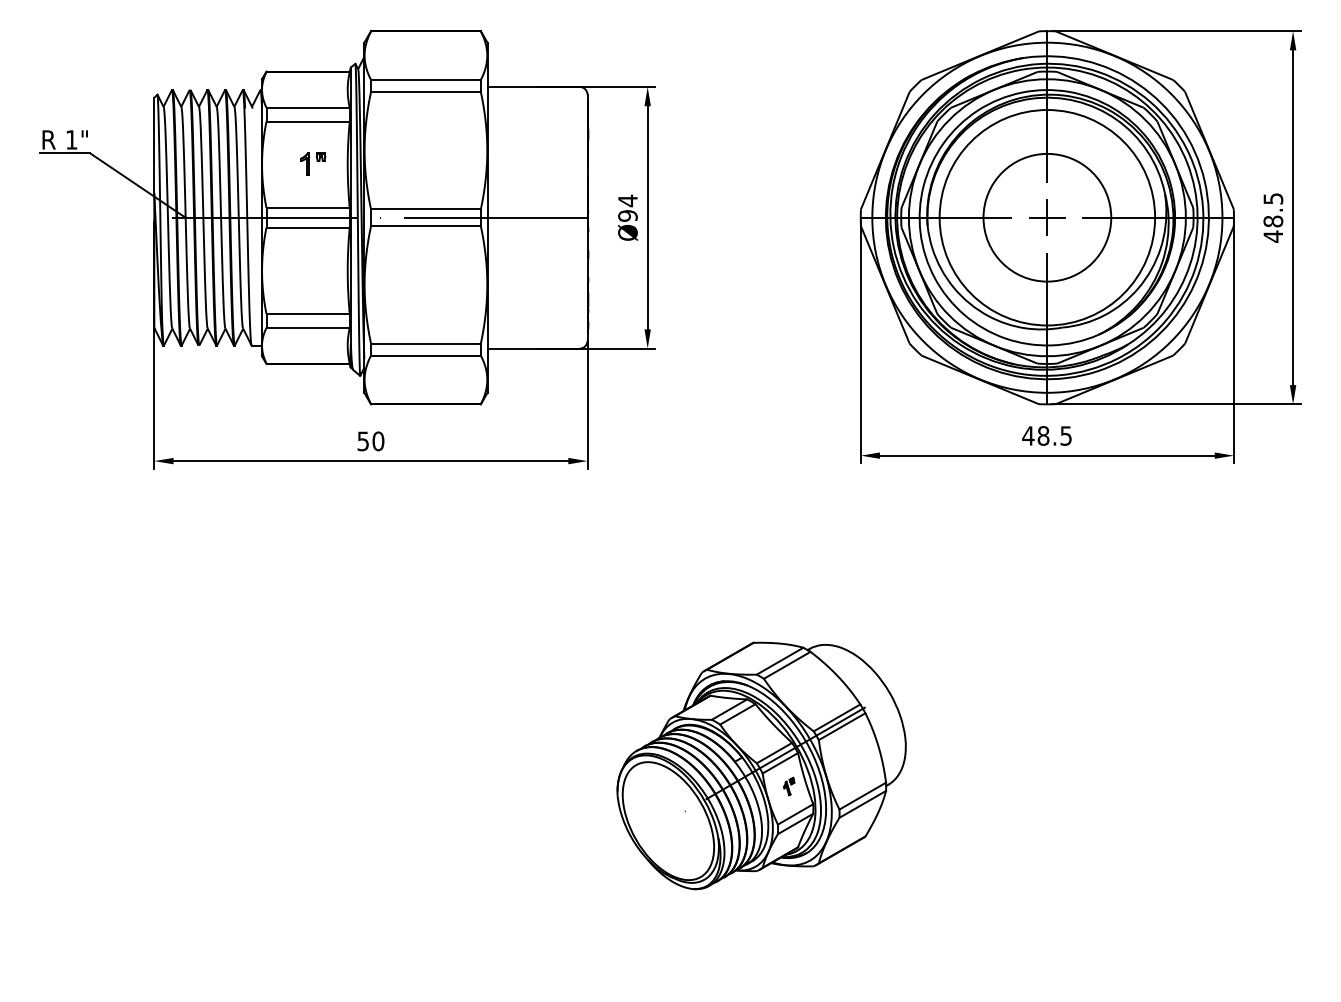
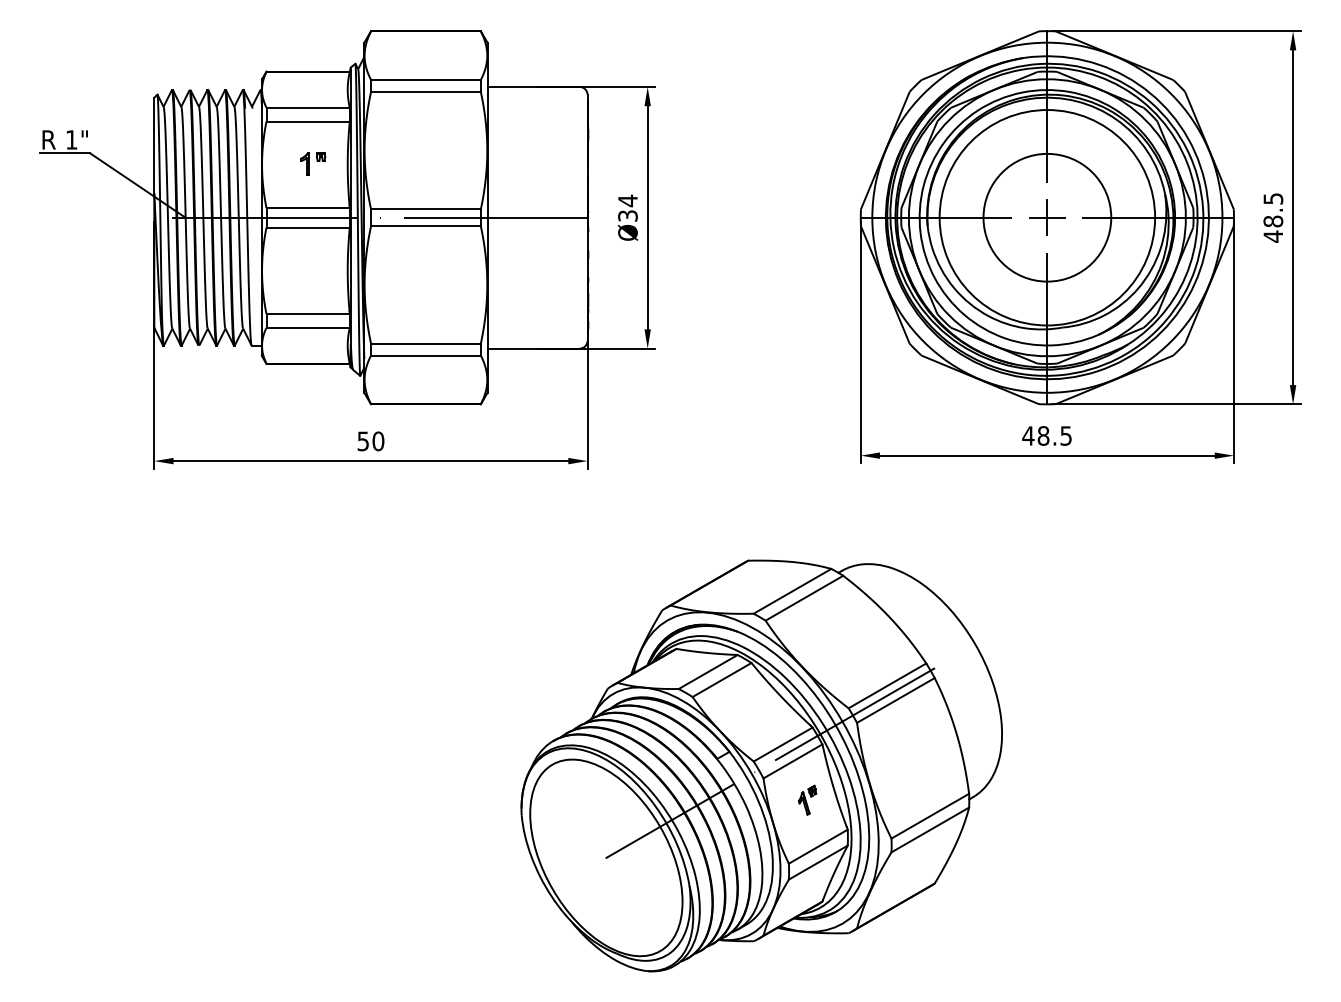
text: Ø94 -> Ø34 (627, 215)
part size: 291x250 px -> 483x414 px (761, 765)
